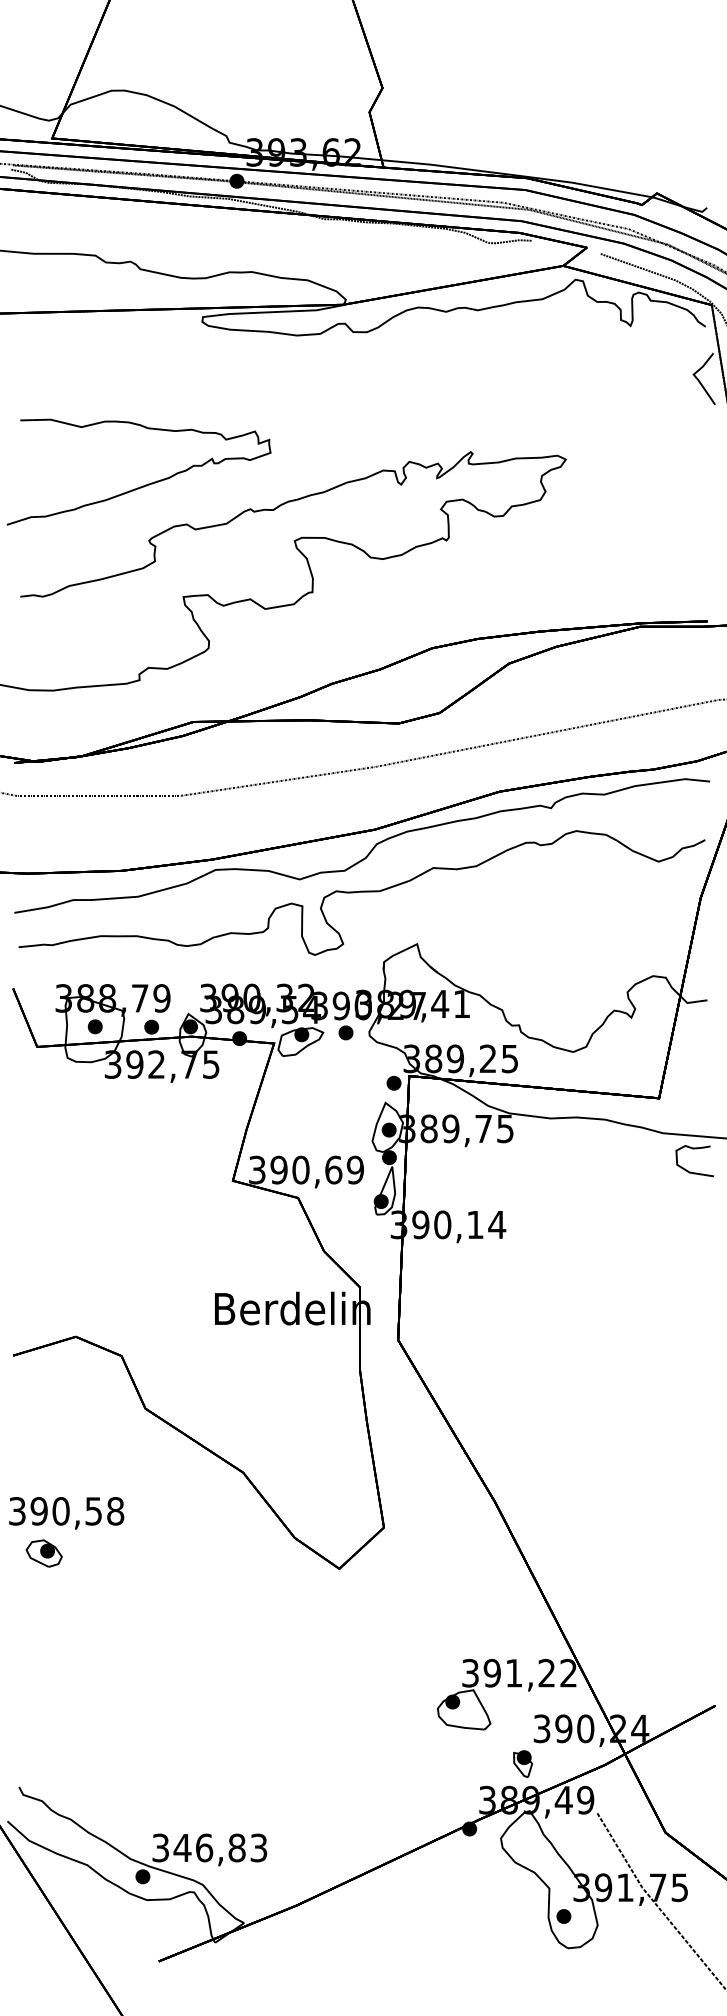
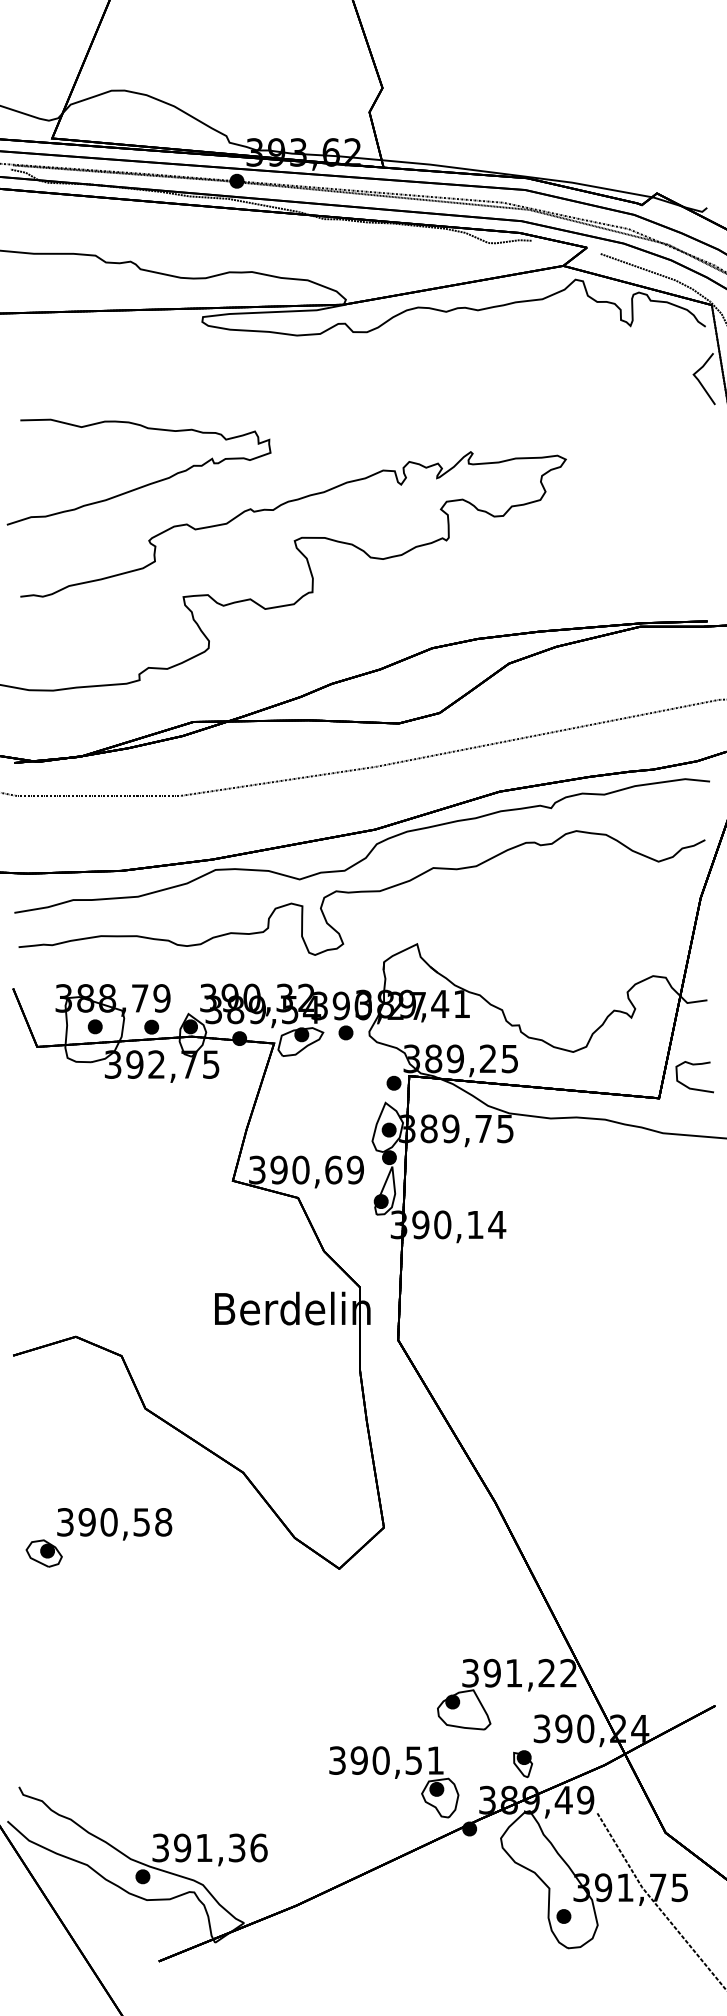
curve position: (690, 1171) -> (690, 1087) (690, 1087)
text position: (66, 1513) -> (114, 1524) (114, 1524)
part: none -> present (394, 1782)
text: 346,83 -> 391,36 (220, 1847)
